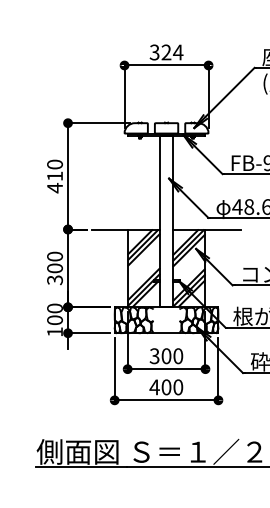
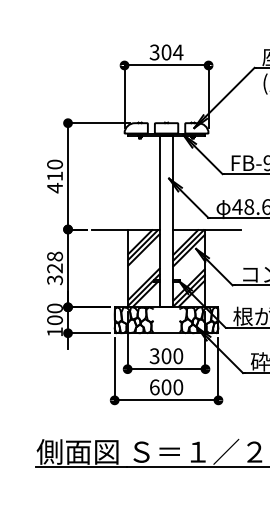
text: 324 -> 304 (166, 52)
text: 300 -> 328 (54, 262)
text: 400 -> 600 (154, 387)
